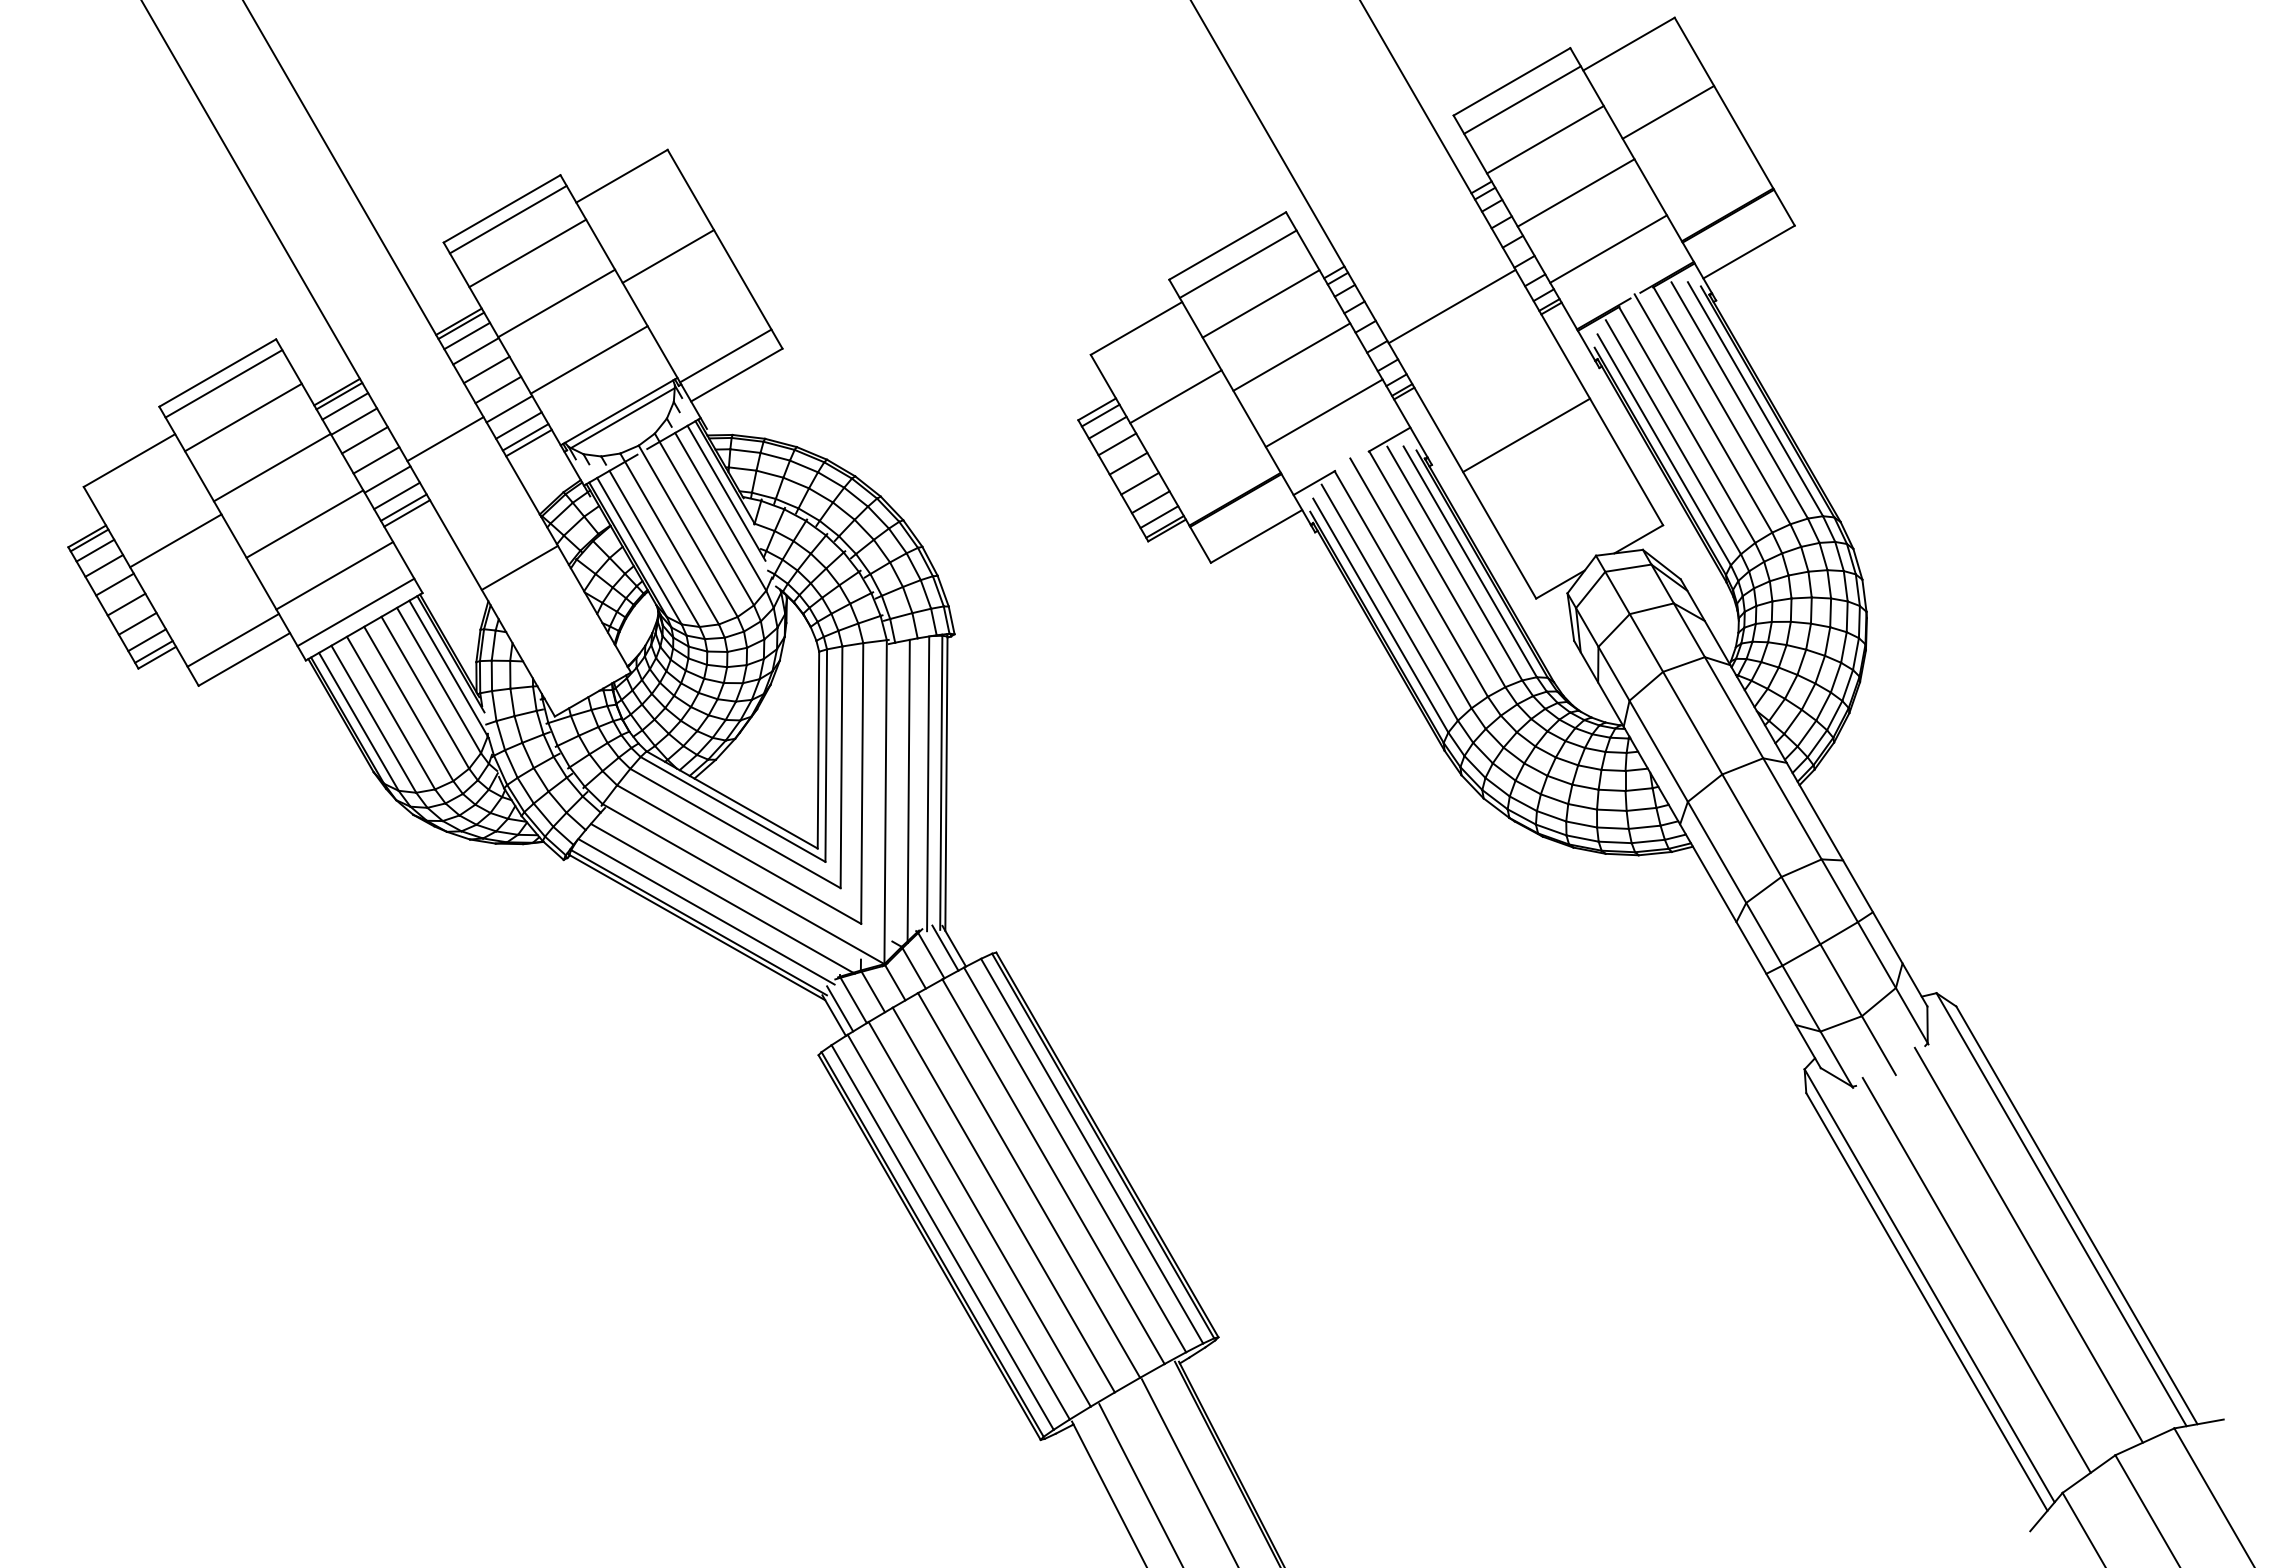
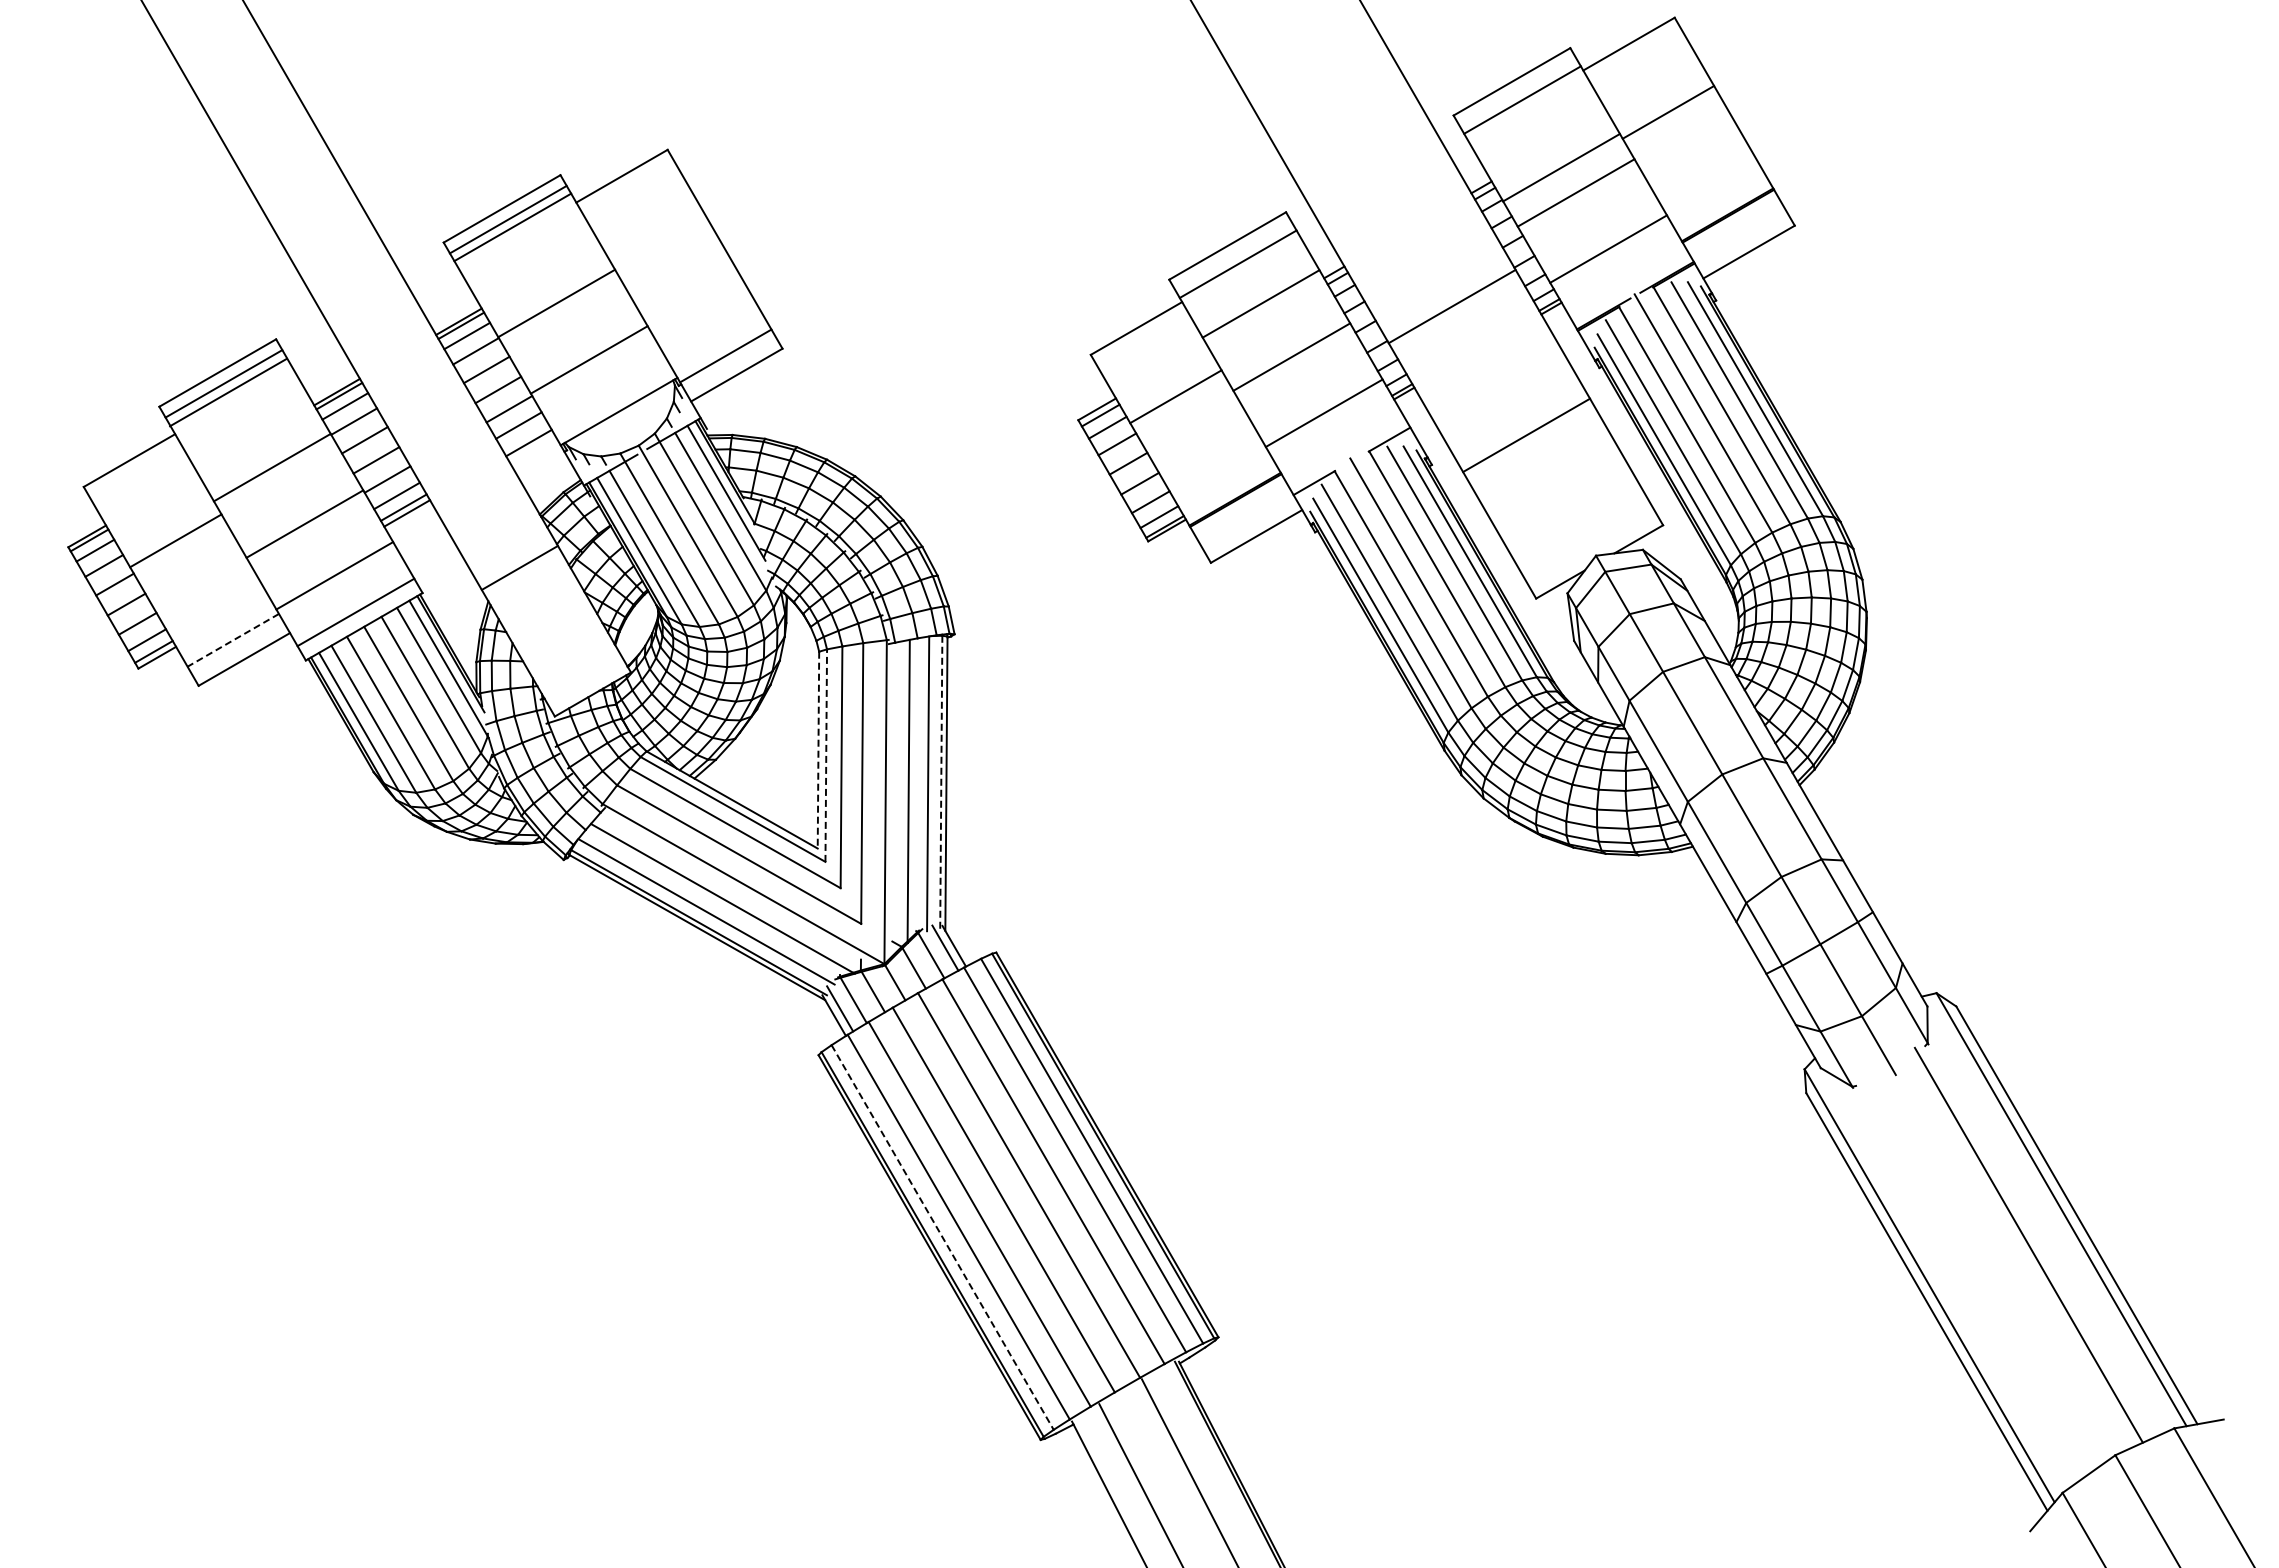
line position: (1545, 139) -> (1561, 167) (1561, 167)
line position: (527, 253) -> (512, 227) (512, 227)
line: present -> none (668, 256)
line position: (243, 417) -> (228, 392) (228, 392)
line: present -> none (622, 418)
line: present -> none (525, 437)
line: present -> none (445, 439)
line: solid -> dashed (233, 640)
line: solid -> dashed (818, 750)
line: solid -> dashed (826, 755)
line: solid -> dashed (941, 783)
line: solid -> dashed (942, 1237)
line: present -> none (1976, 1274)
